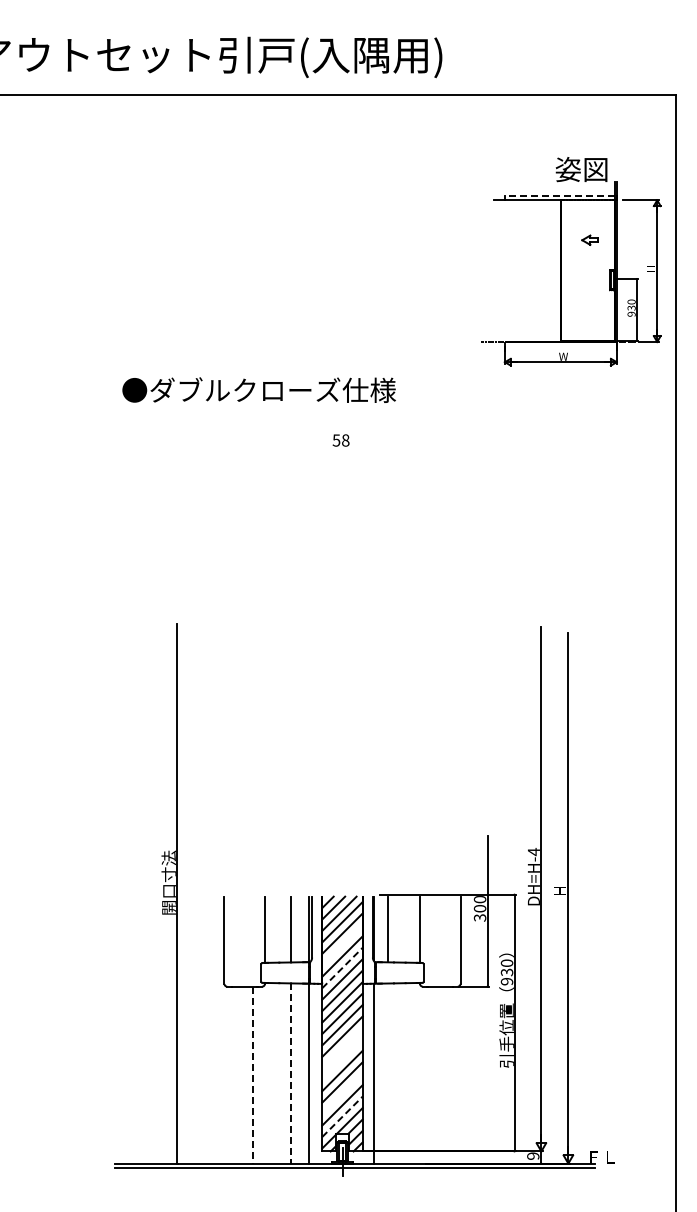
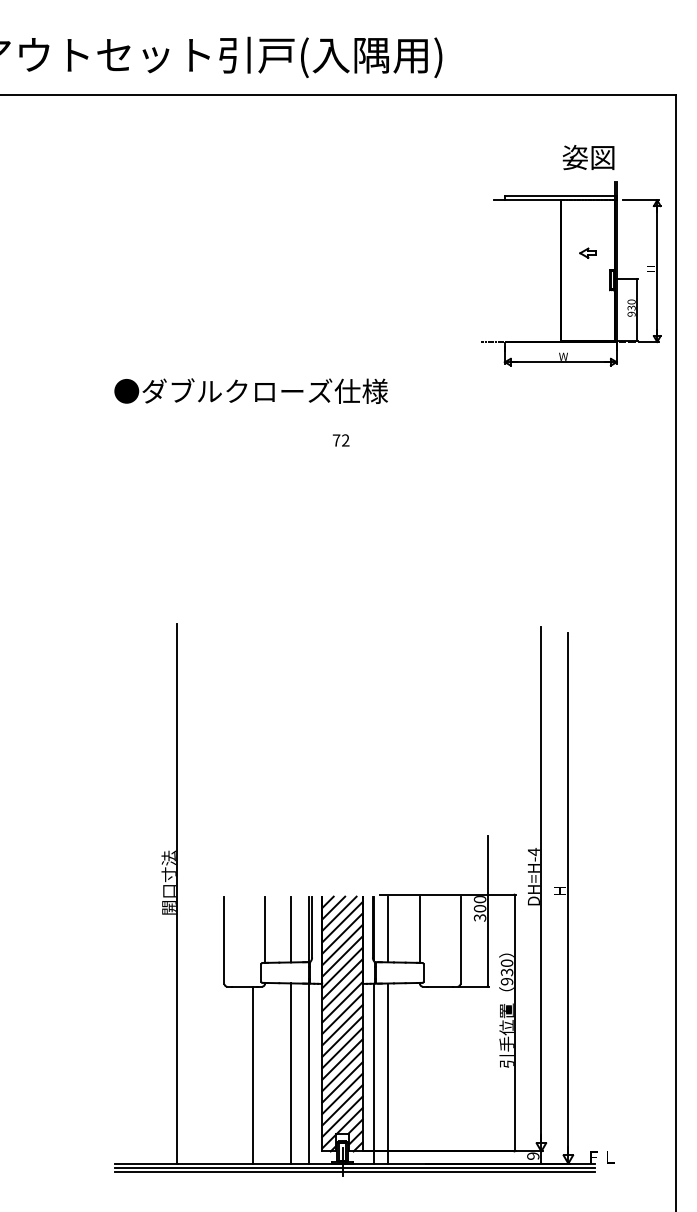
text position: (581, 169) -> (588, 157) (588, 157)
line: dashed -> solid (559, 195)
part position: (589, 239) -> (587, 252) (587, 252)
text position: (258, 389) -> (250, 390) (250, 390)
text: 58 -> 72 (340, 440)
line: none -> present (342, 944)
line: dashed -> solid (342, 967)
line: none -> present (342, 1047)
line: none -> present (342, 1059)
line: dashed -> solid (290, 1073)
line: none -> present (387, 1073)
line: dashed -> solid (252, 1075)
line: none -> present (342, 1093)
line: dashed -> solid (342, 1116)
line: none -> present (355, 1171)
